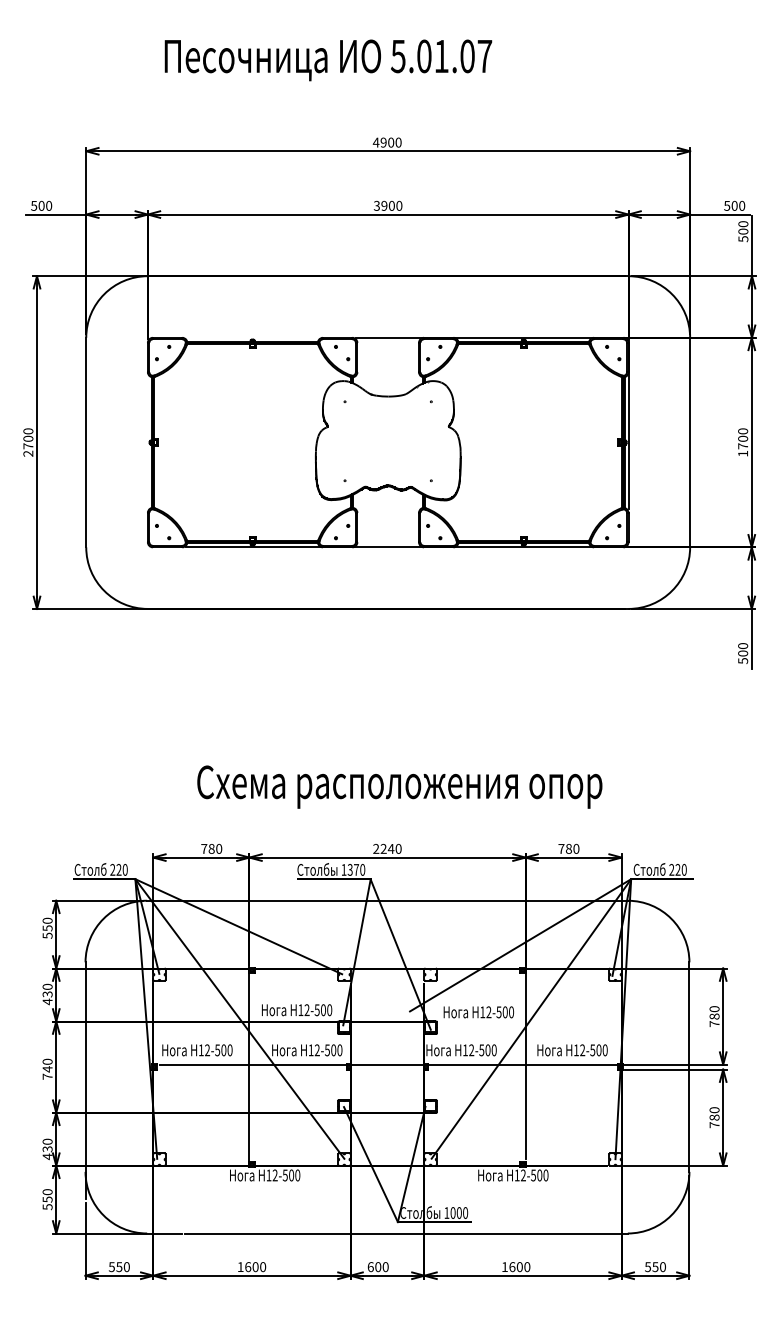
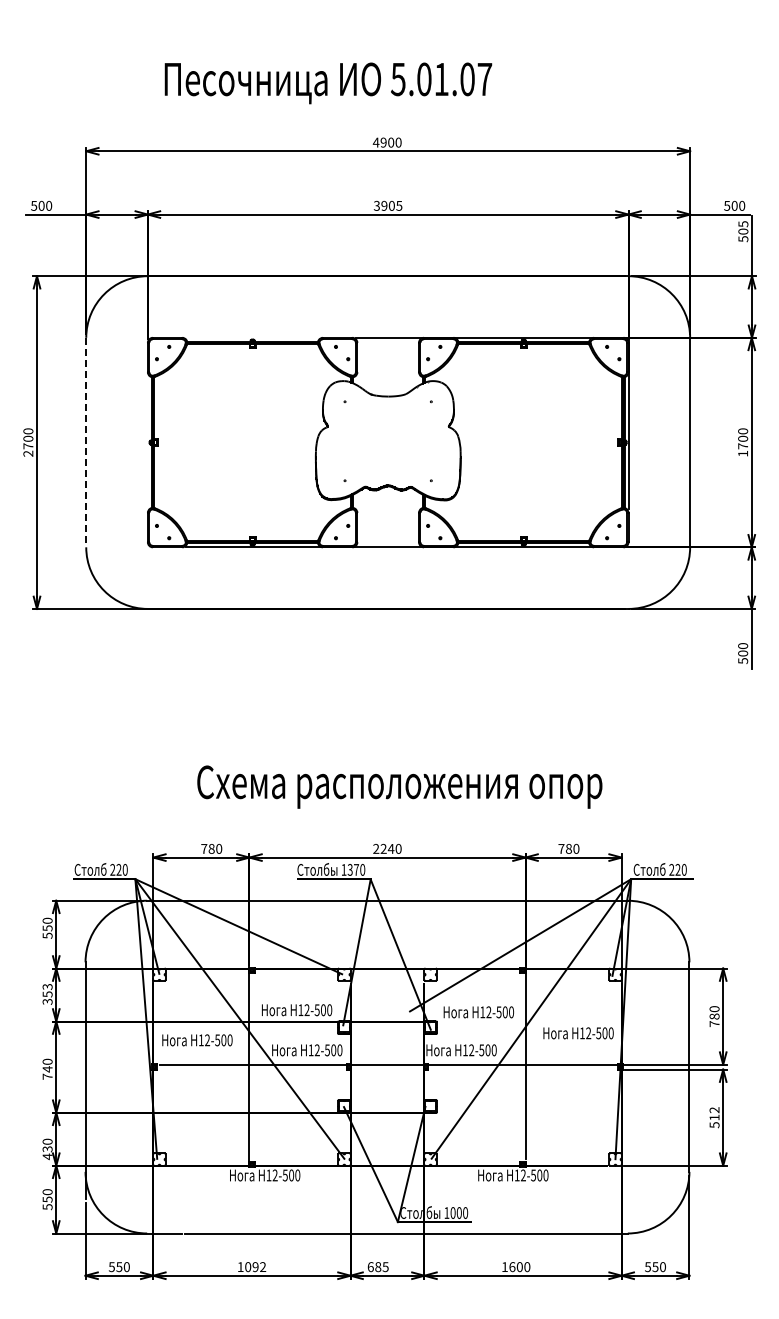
text position: (328, 60) -> (328, 83) (328, 83)
text: 3900 -> 3905 (399, 205)
text: 500 -> 505 (743, 224)
line: solid -> dashed (86, 442)
text: 430 -> 353 (47, 994)
text position: (197, 1050) -> (197, 1040) (197, 1040)
text position: (572, 1050) -> (578, 1033) (578, 1033)
text: 780 -> 512 (714, 1117)
text: 600 -> 685 (381, 1266)
text: 1600 -> 1092 (255, 1267)
